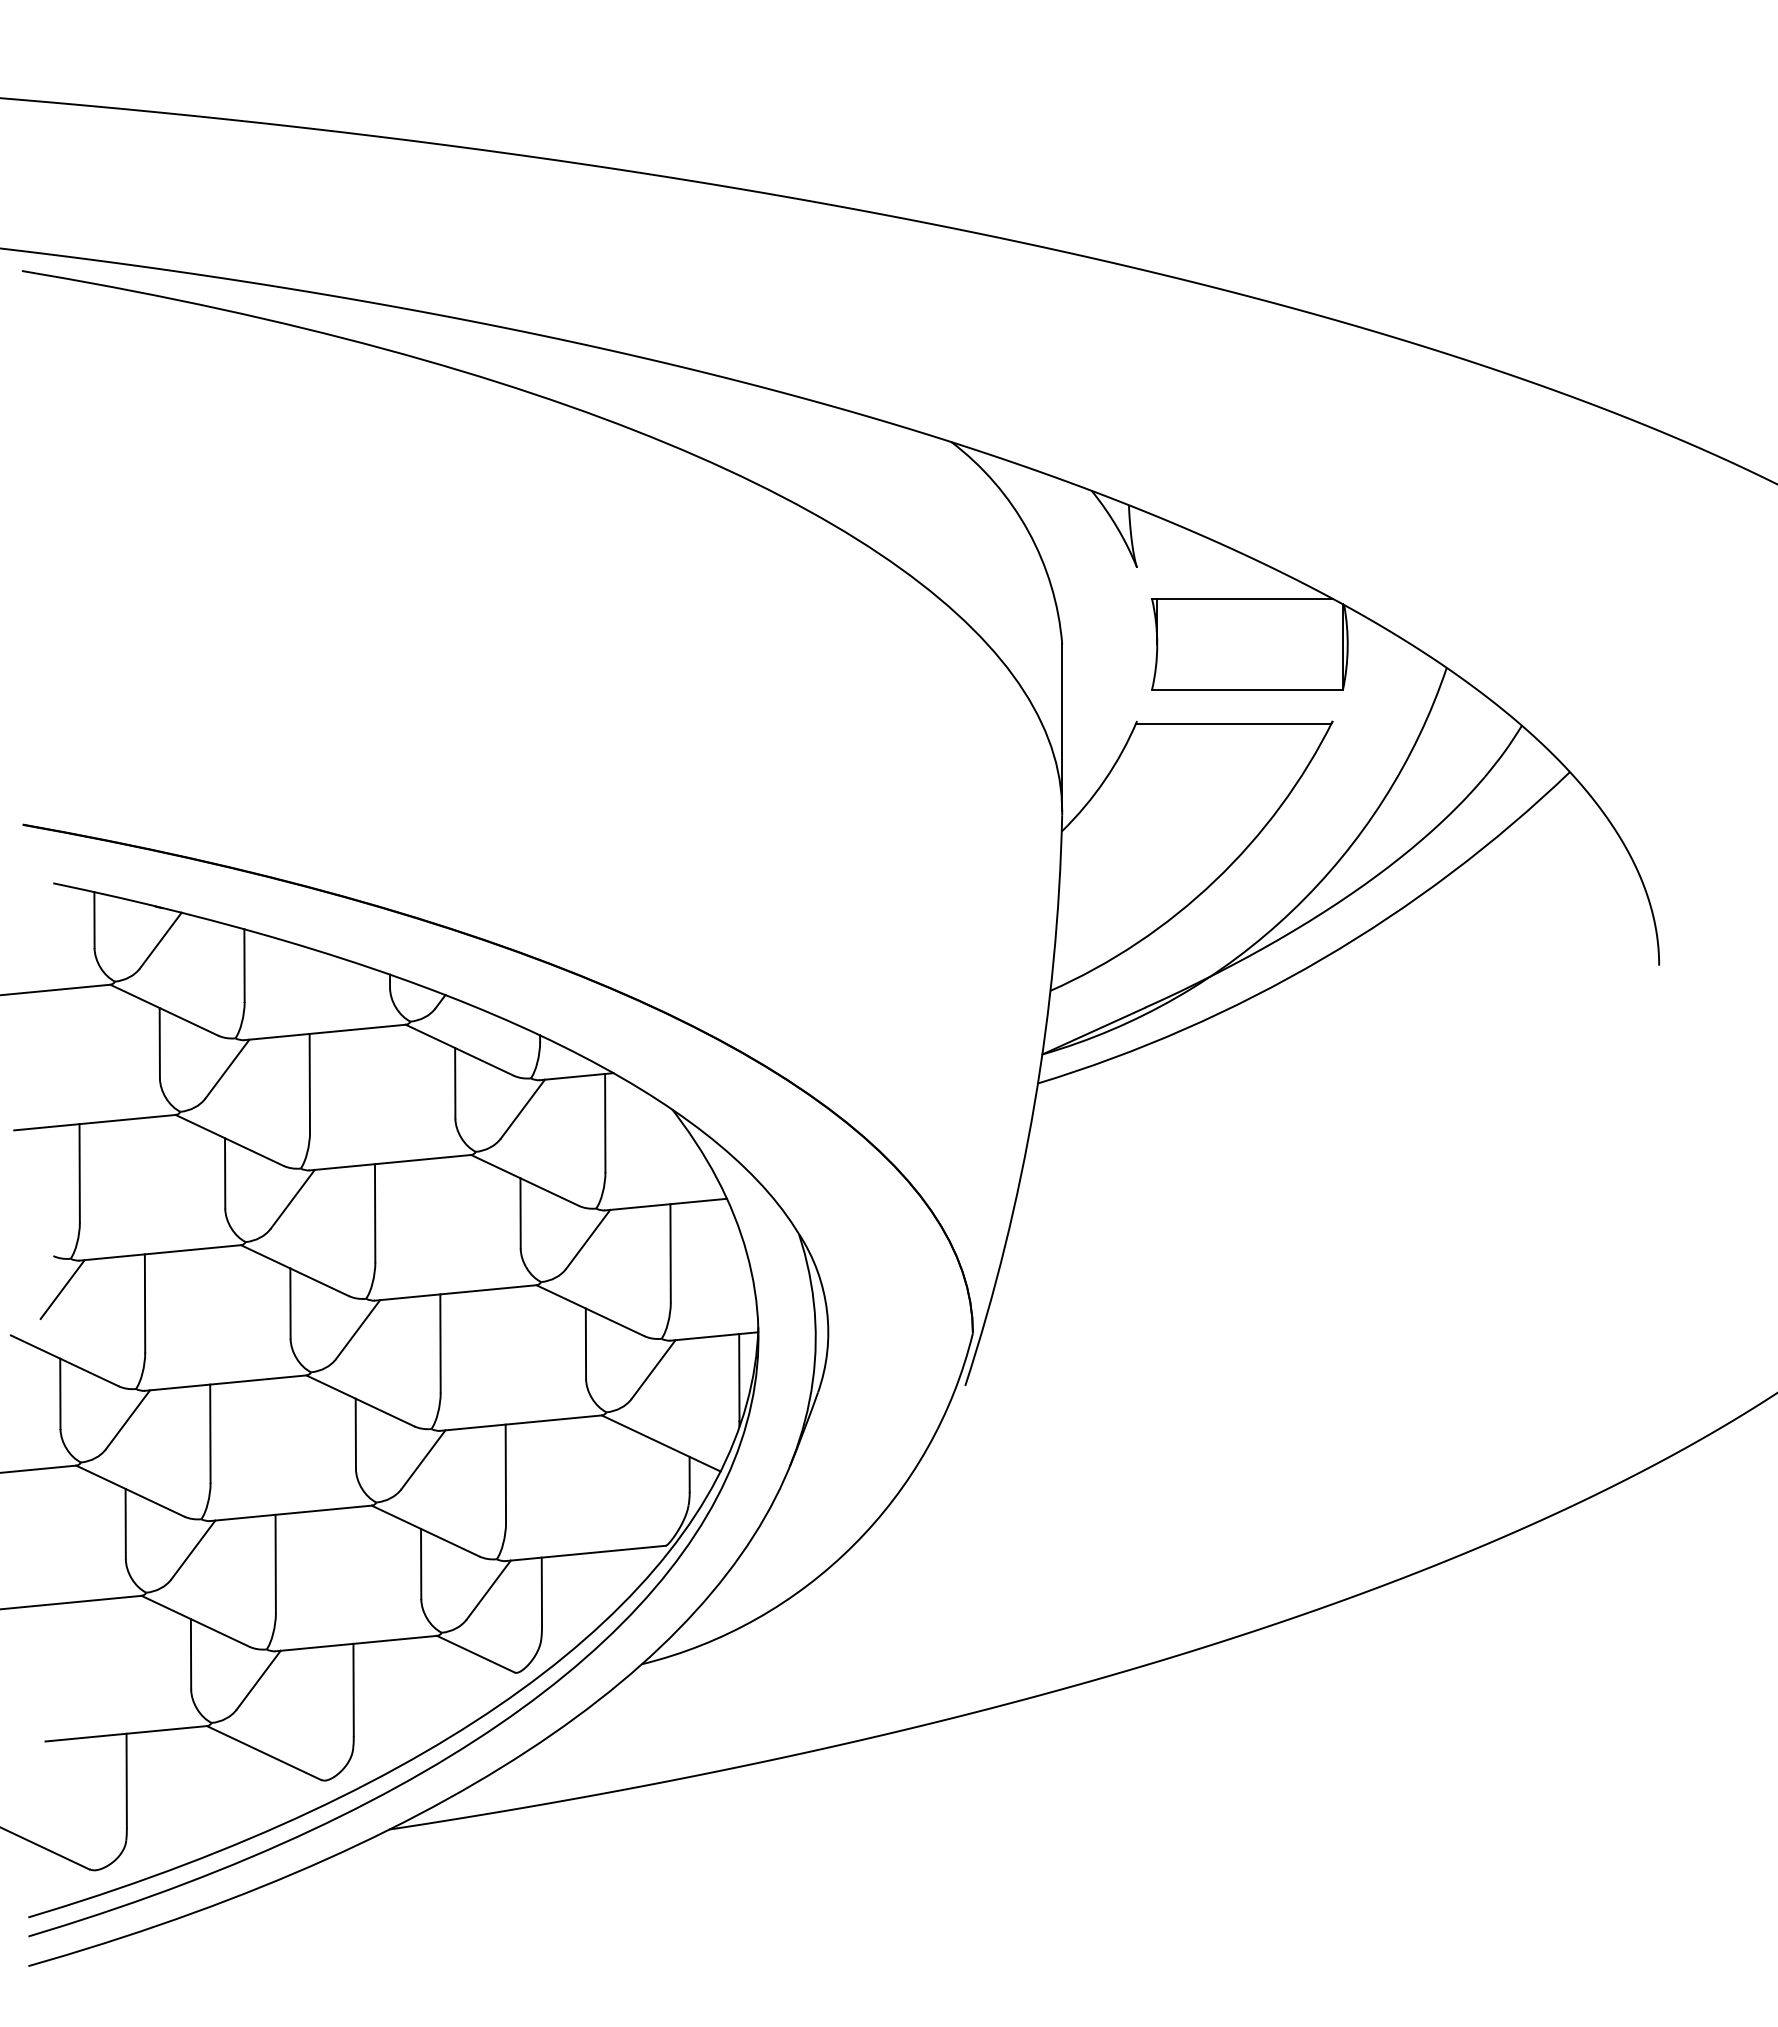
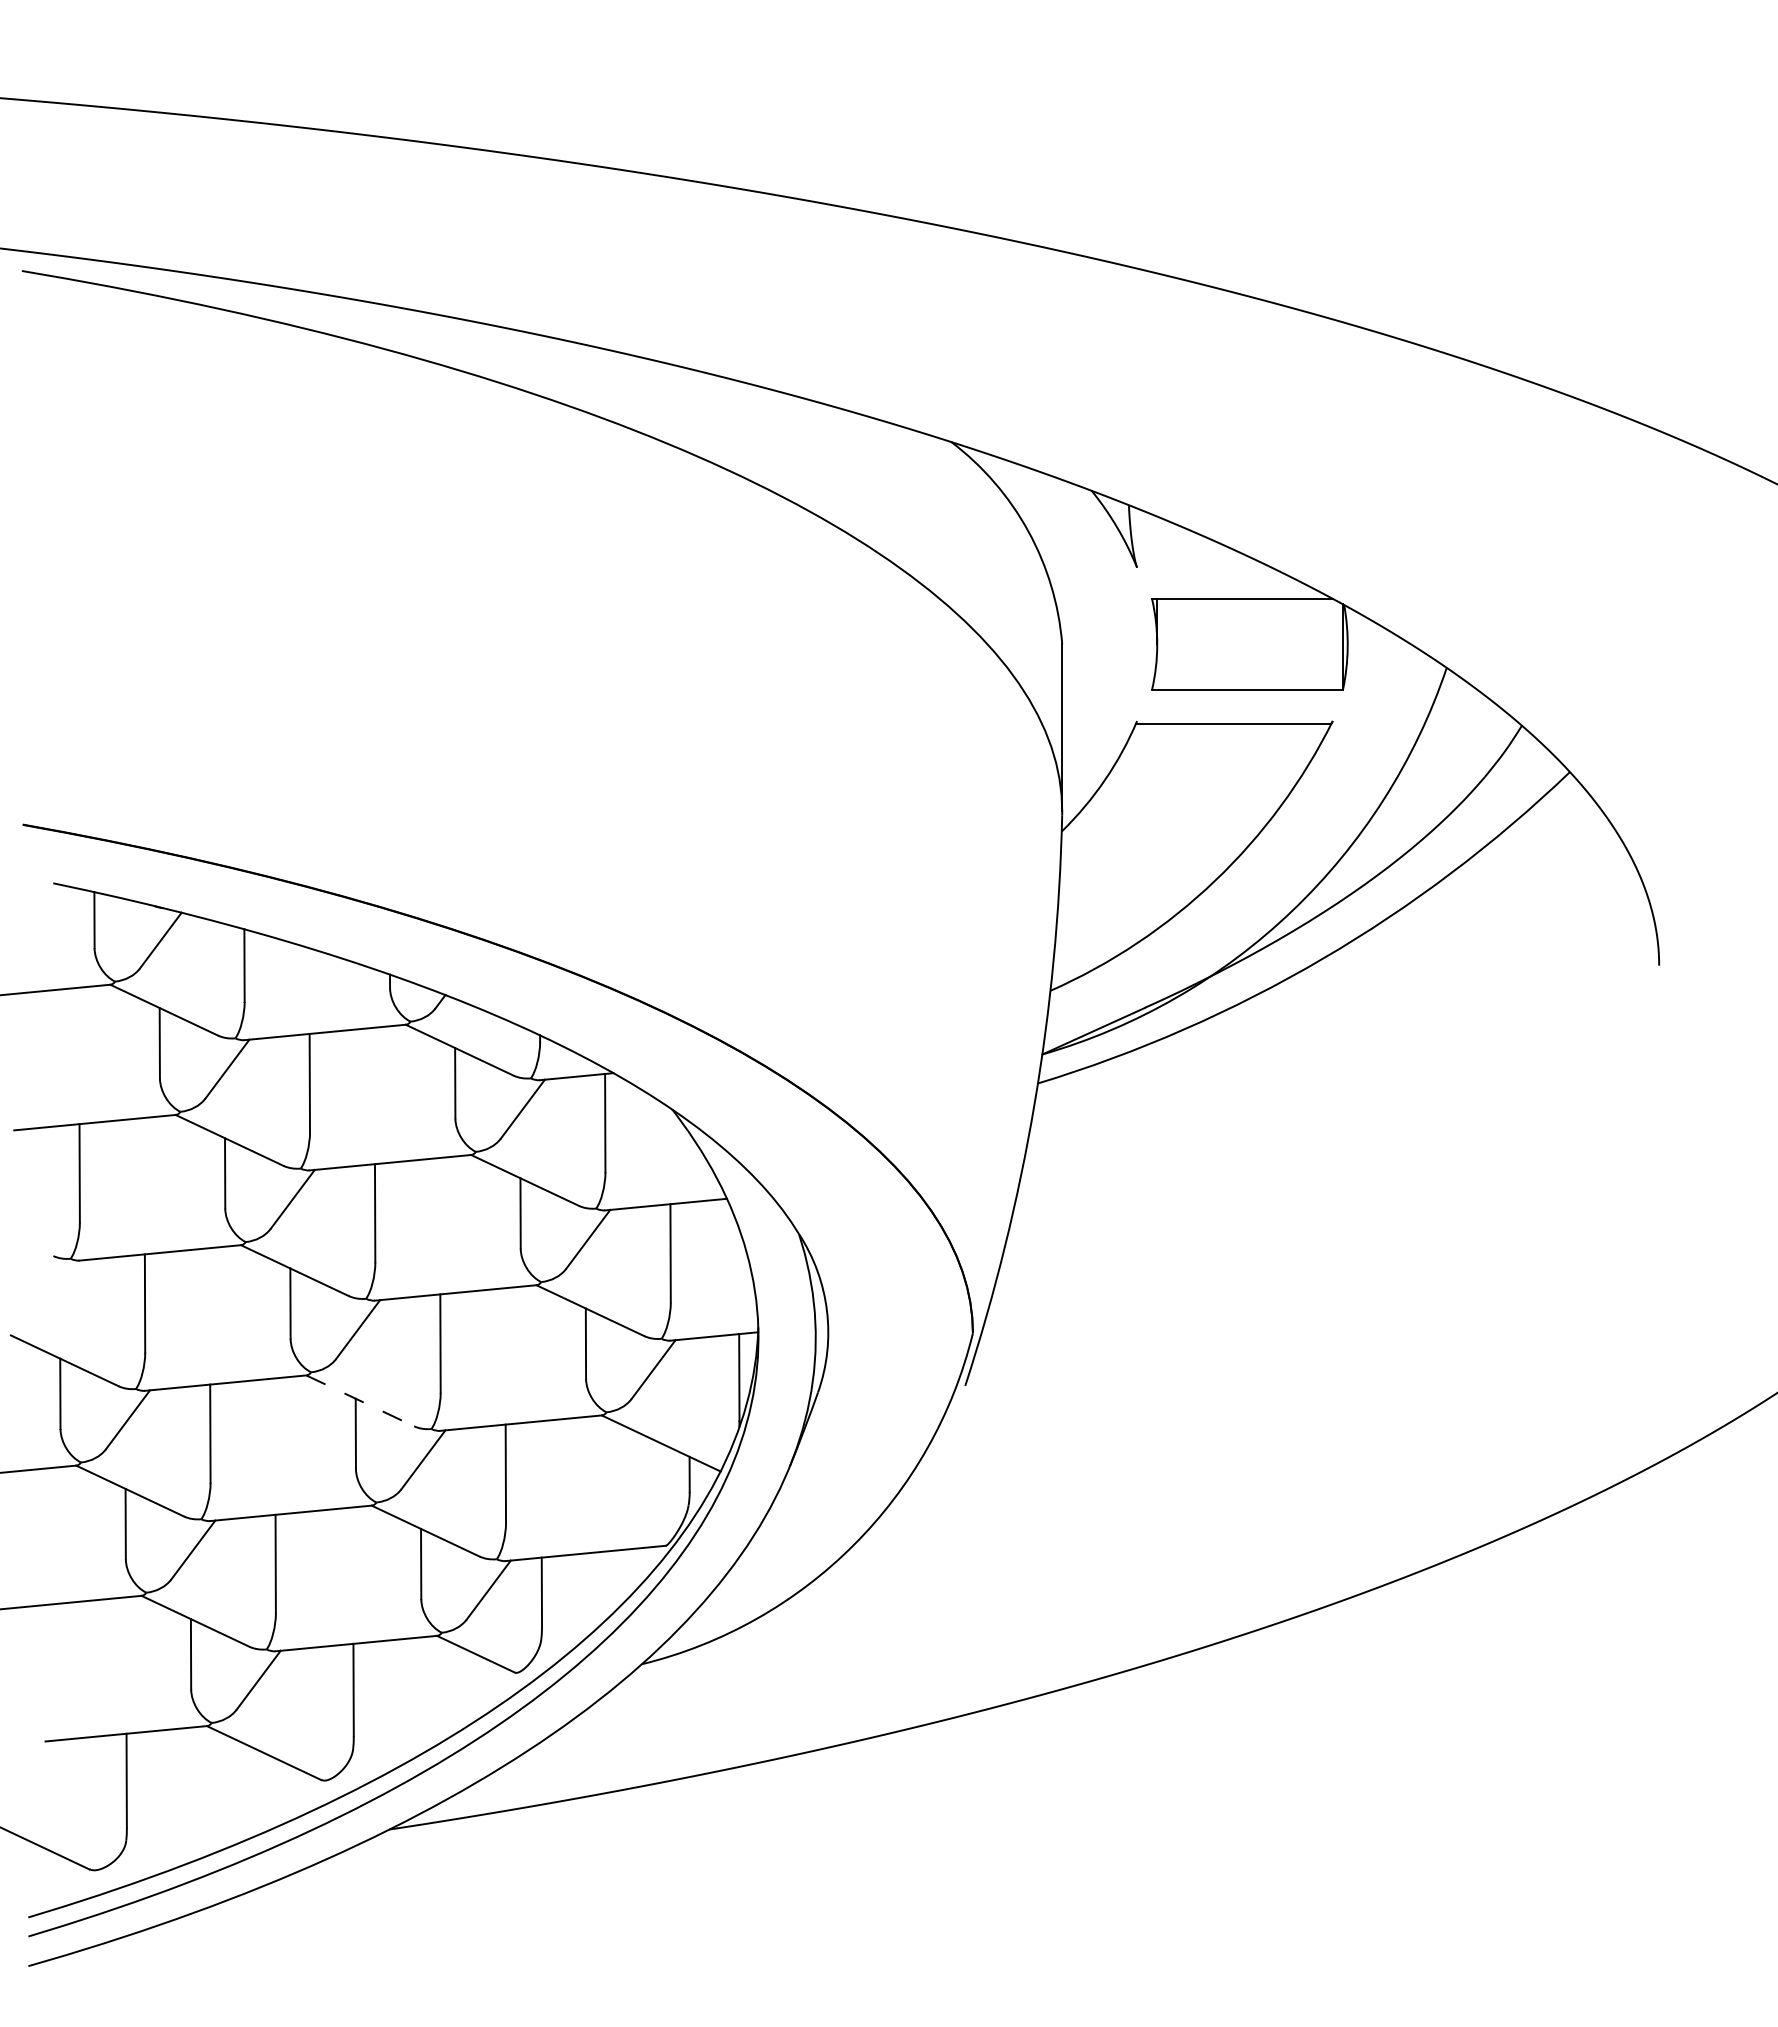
line: present -> none (62, 1289)
line: solid -> dashed (360, 1400)
